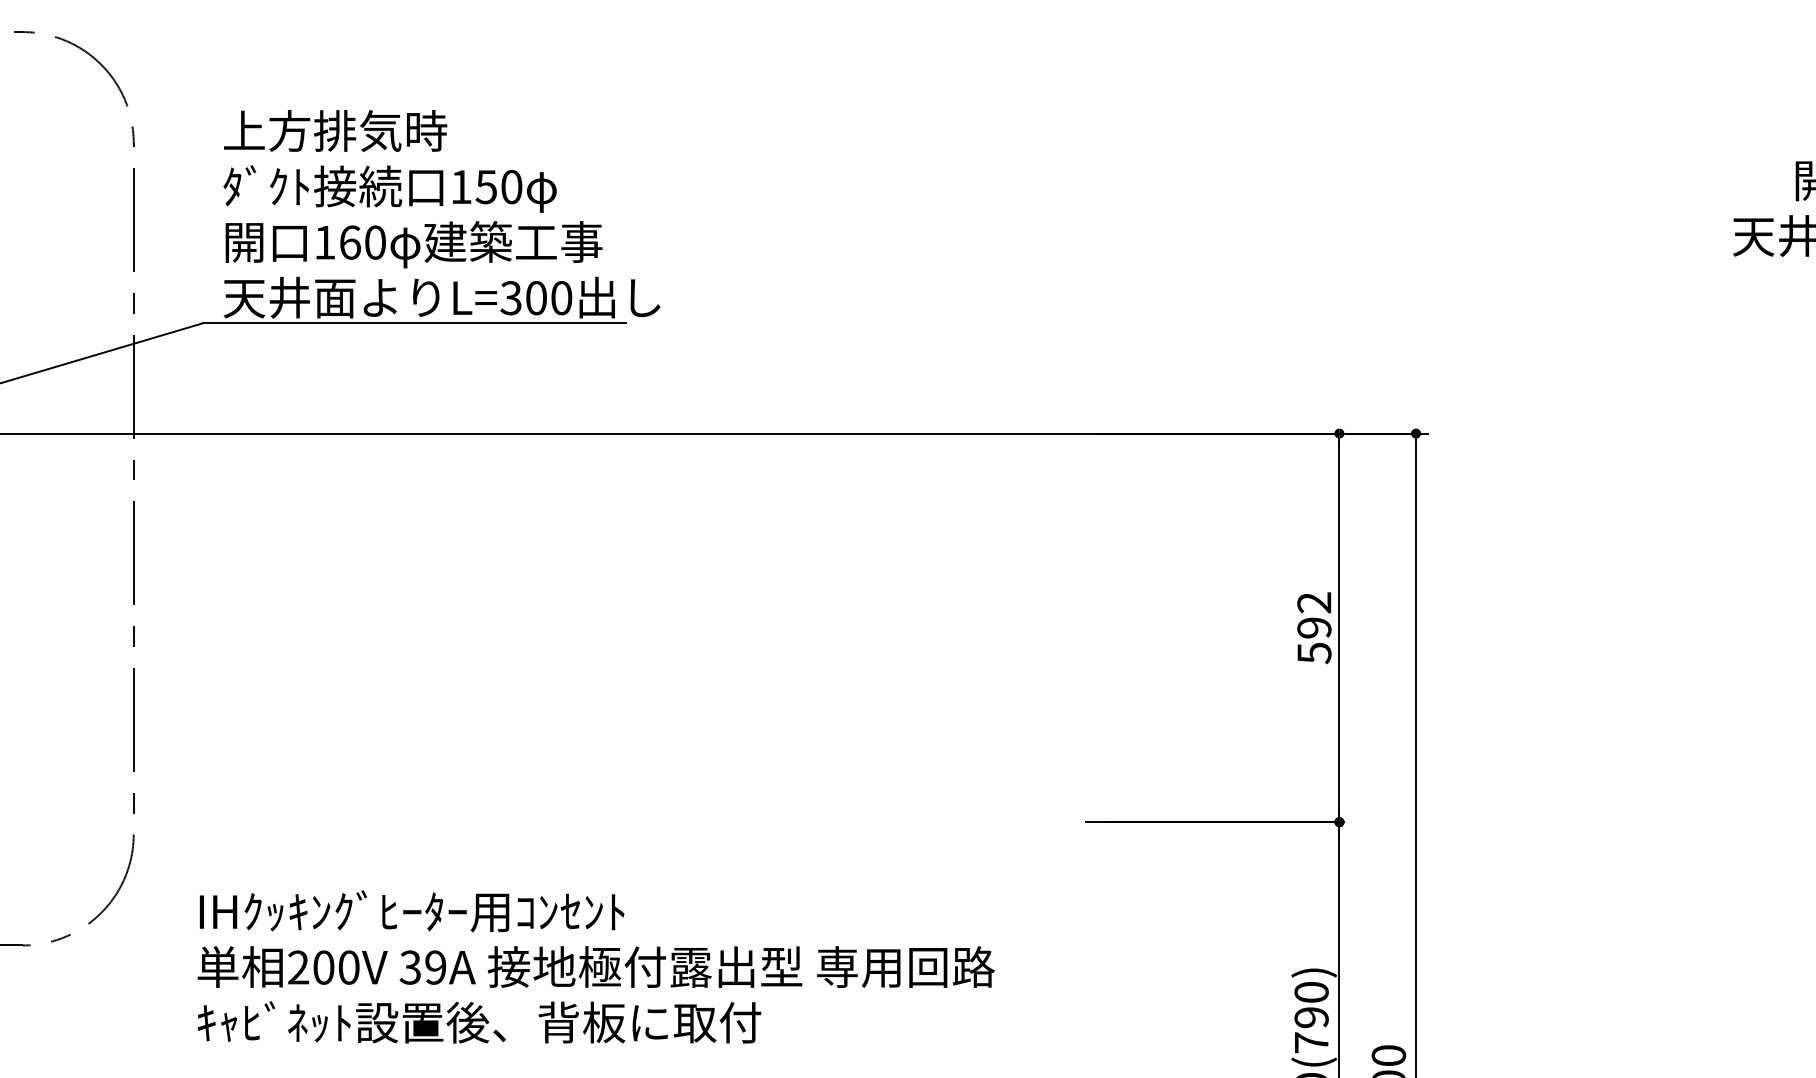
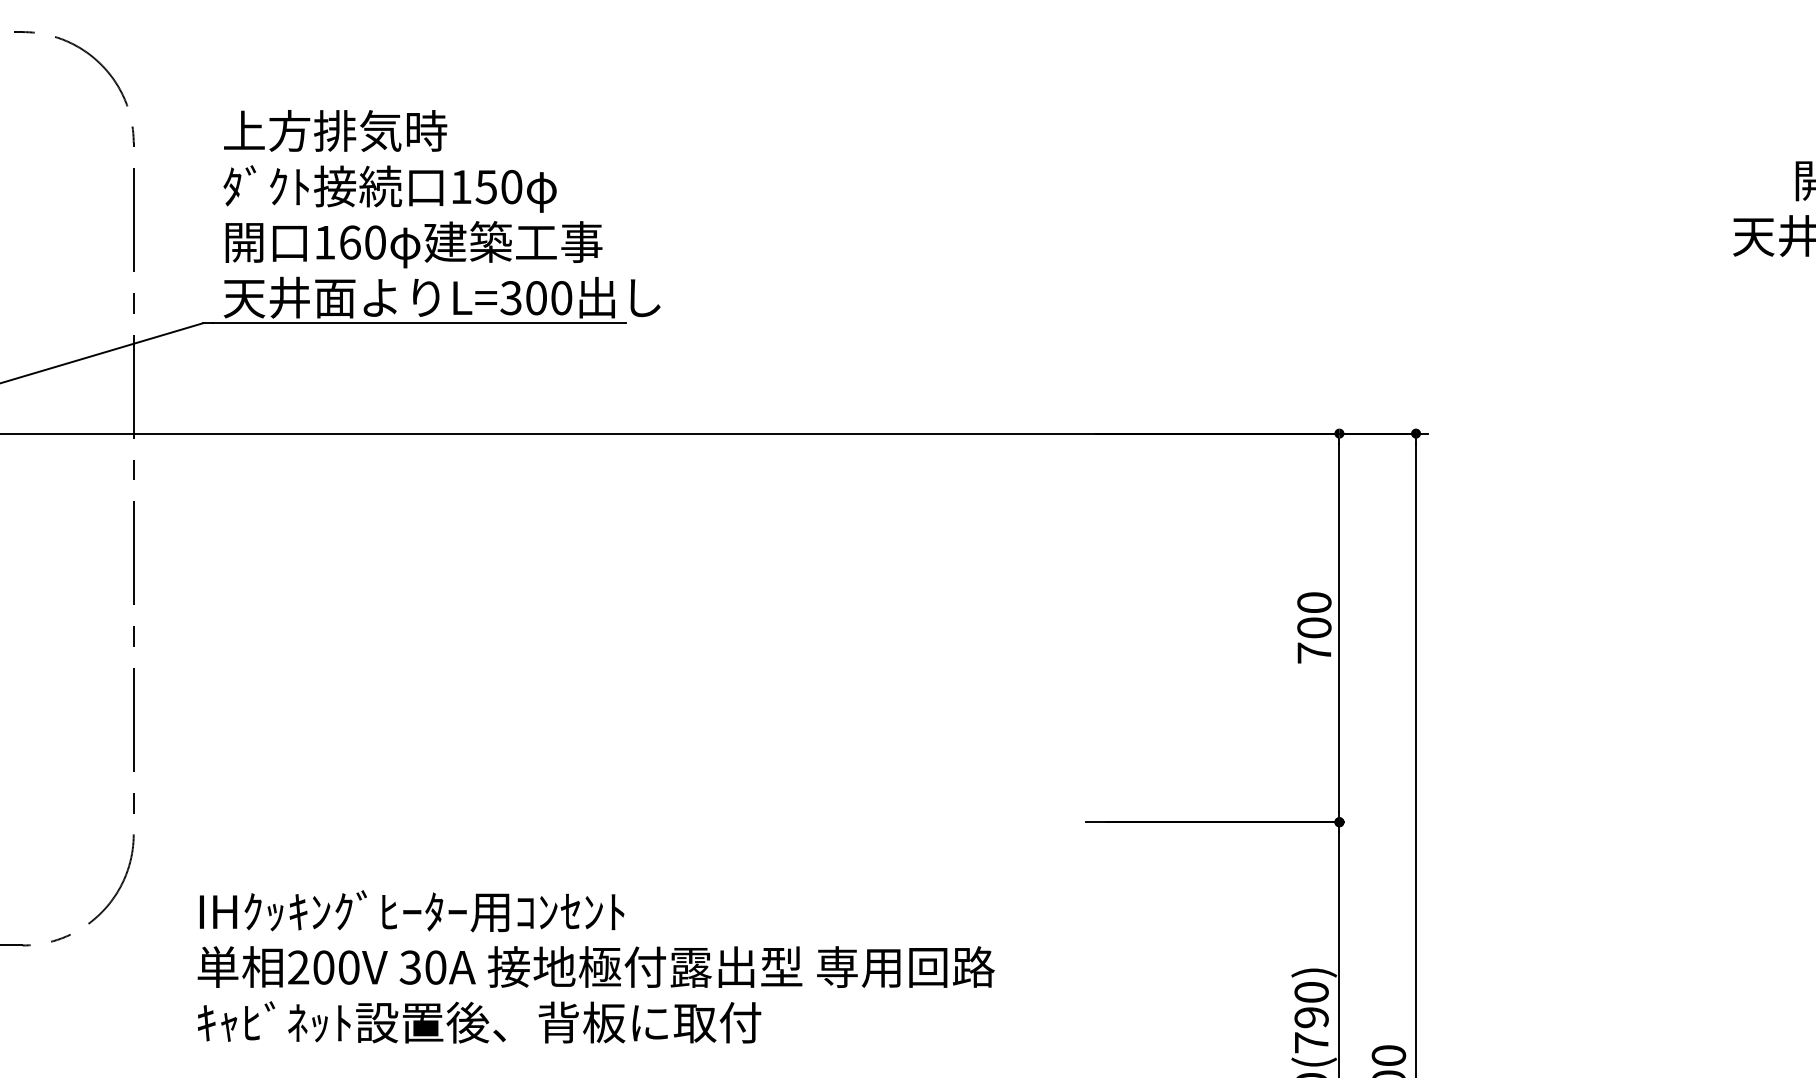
text: 592 -> 700 (1314, 628)
text: 39A -> 30A (435, 967)
